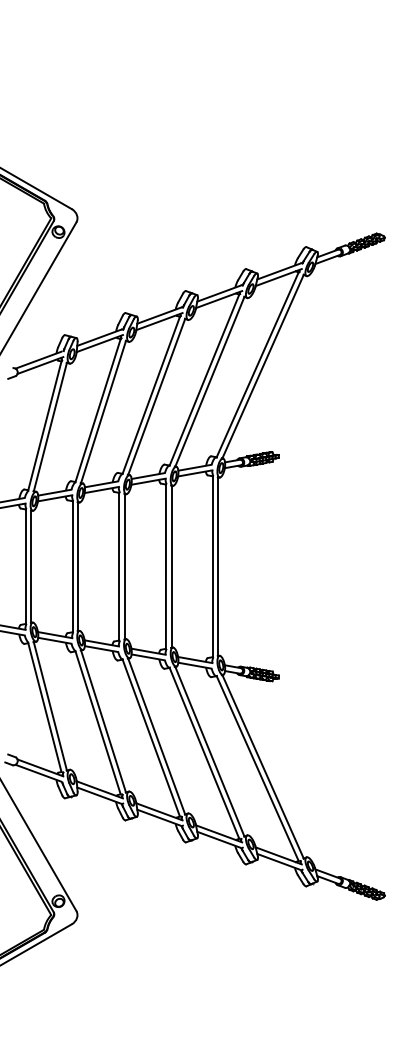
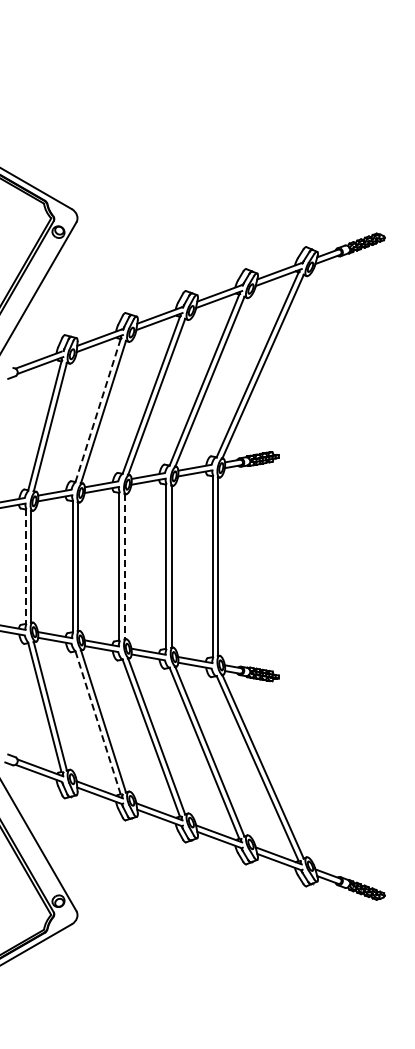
line: solid -> dashed (98, 410)
line: solid -> dashed (124, 566)
line: solid -> dashed (25, 567)
line: solid -> dashed (98, 722)
